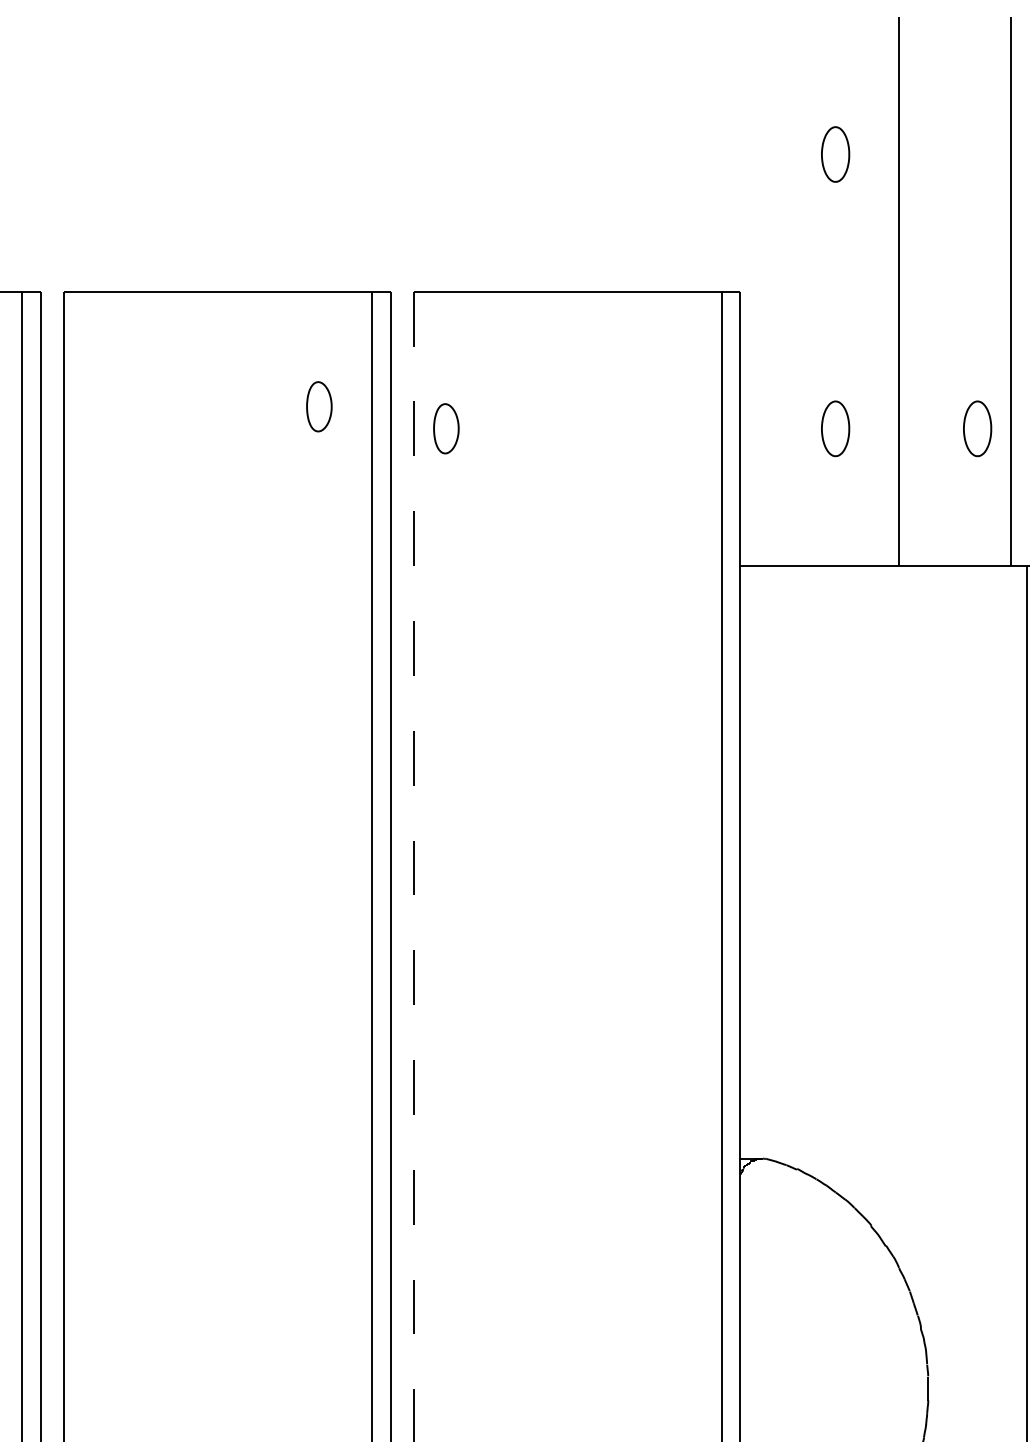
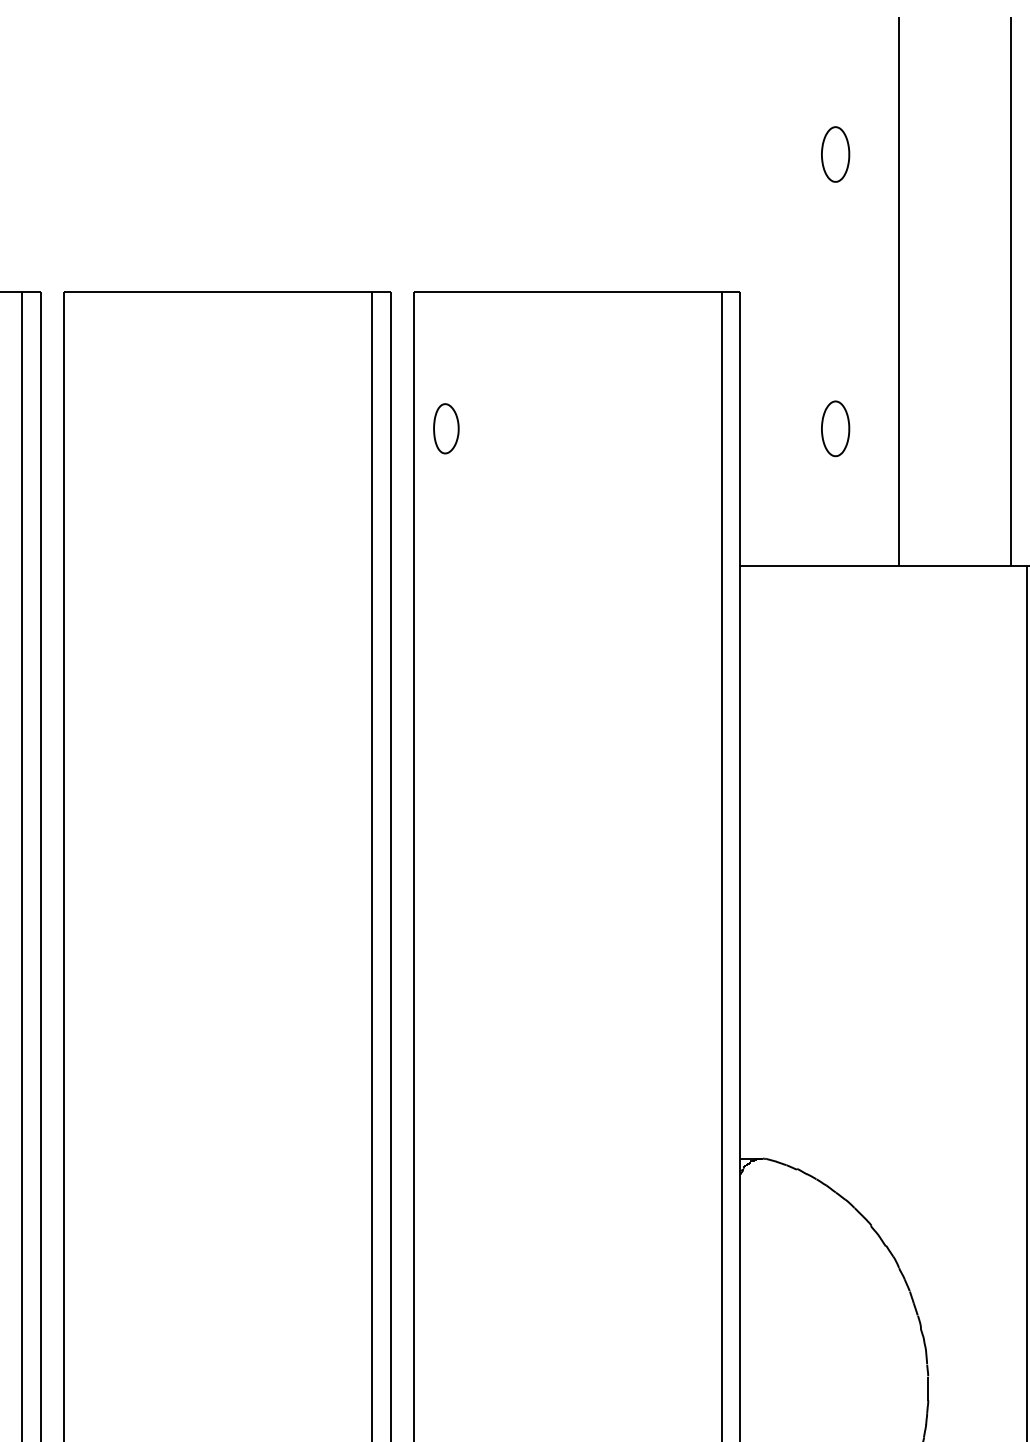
part: present -> none (319, 406)
part: present -> none (977, 428)
line: dashed -> solid (413, 866)
